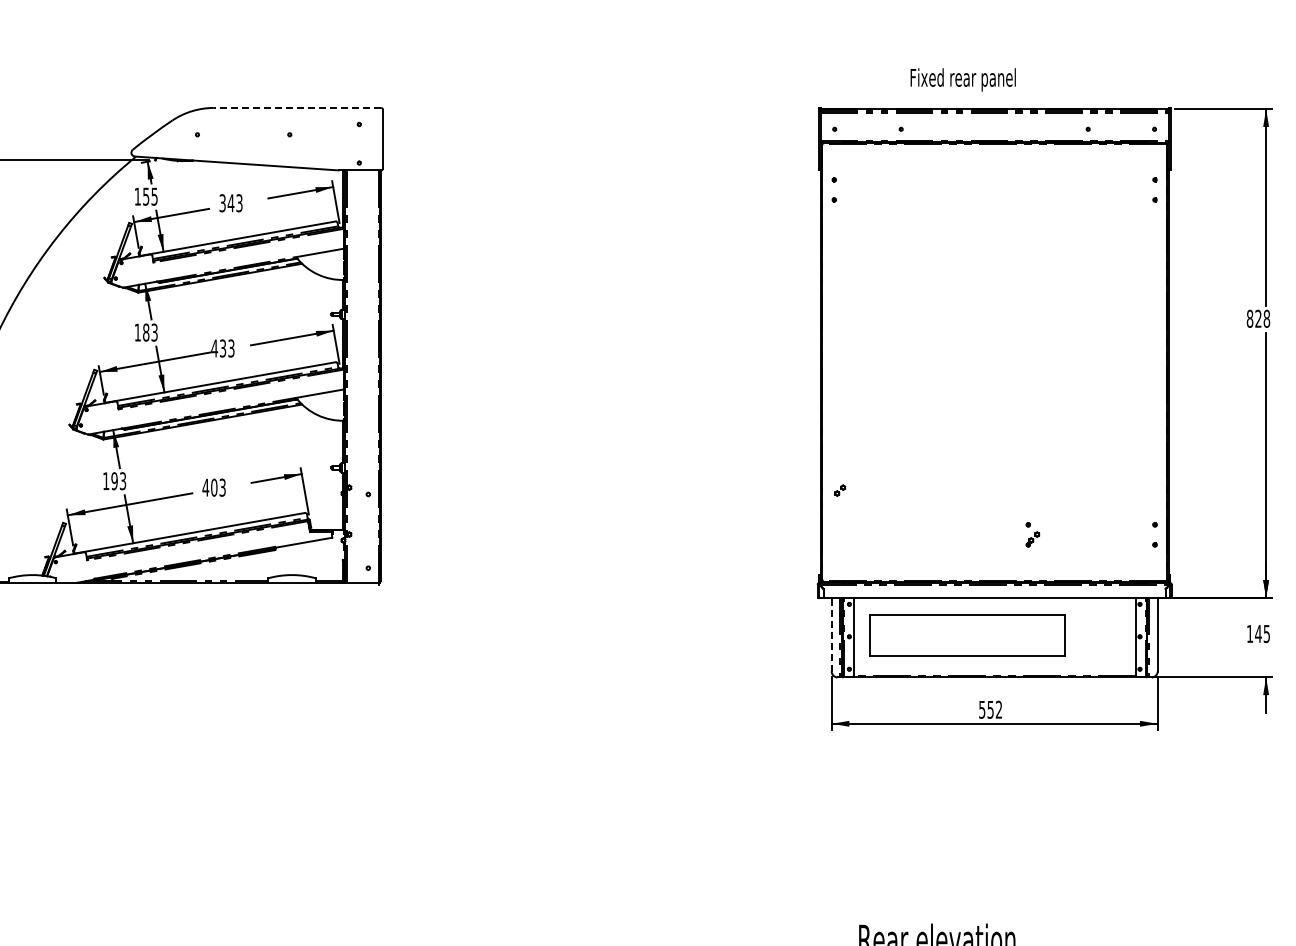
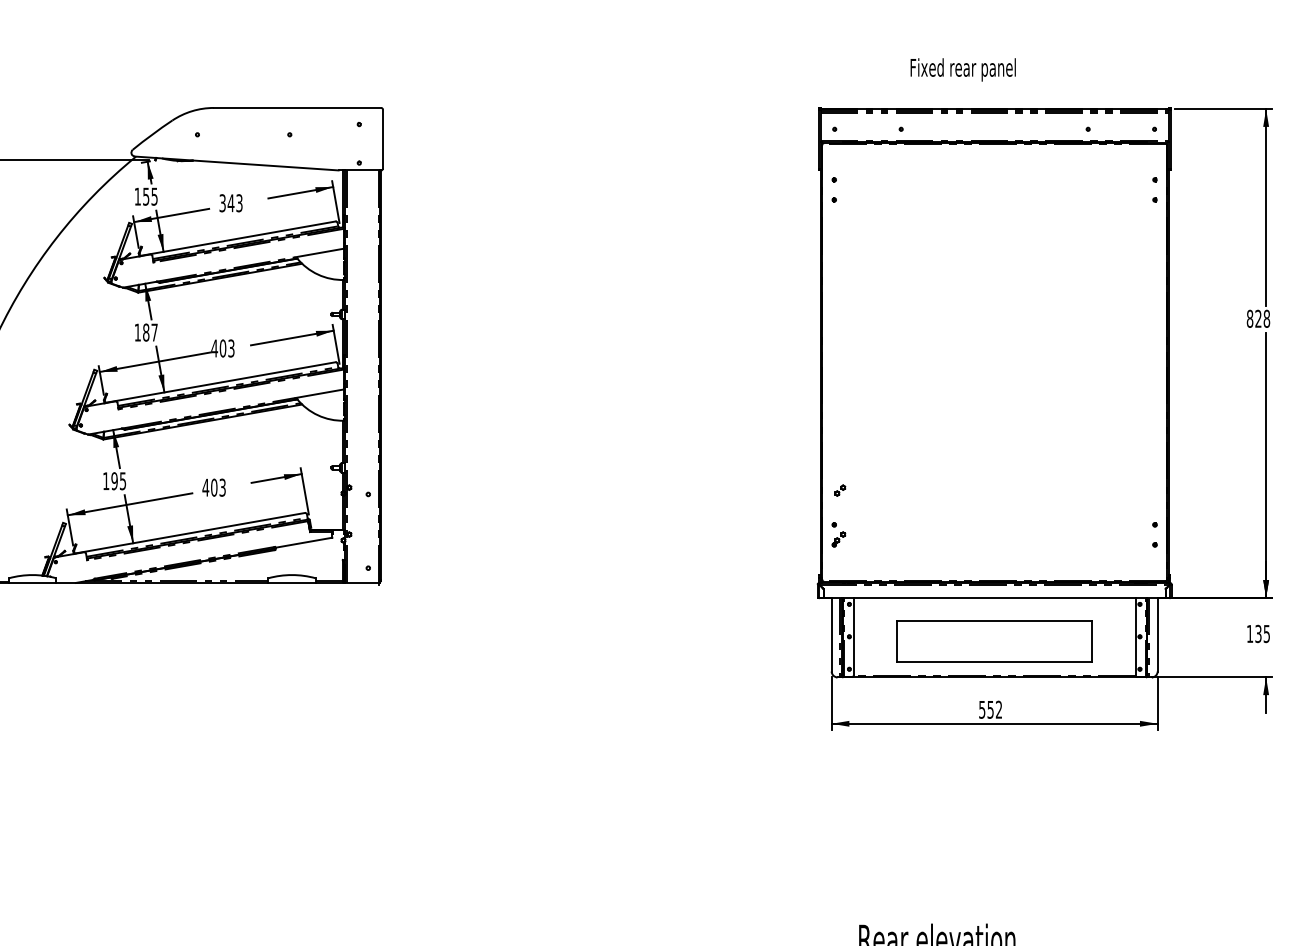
text position: (962, 79) -> (962, 69) (962, 69)
line: dashed -> solid (297, 107)
text: 183 -> 187 (154, 332)
text: 433 -> 403 (222, 348)
text: 193 -> 195 (123, 480)
part position: (1032, 534) -> (838, 534) (838, 534)
text: 145 -> 135 (1258, 633)
line: dashed -> solid (831, 634)
part position: (967, 635) -> (994, 641) (994, 641)
